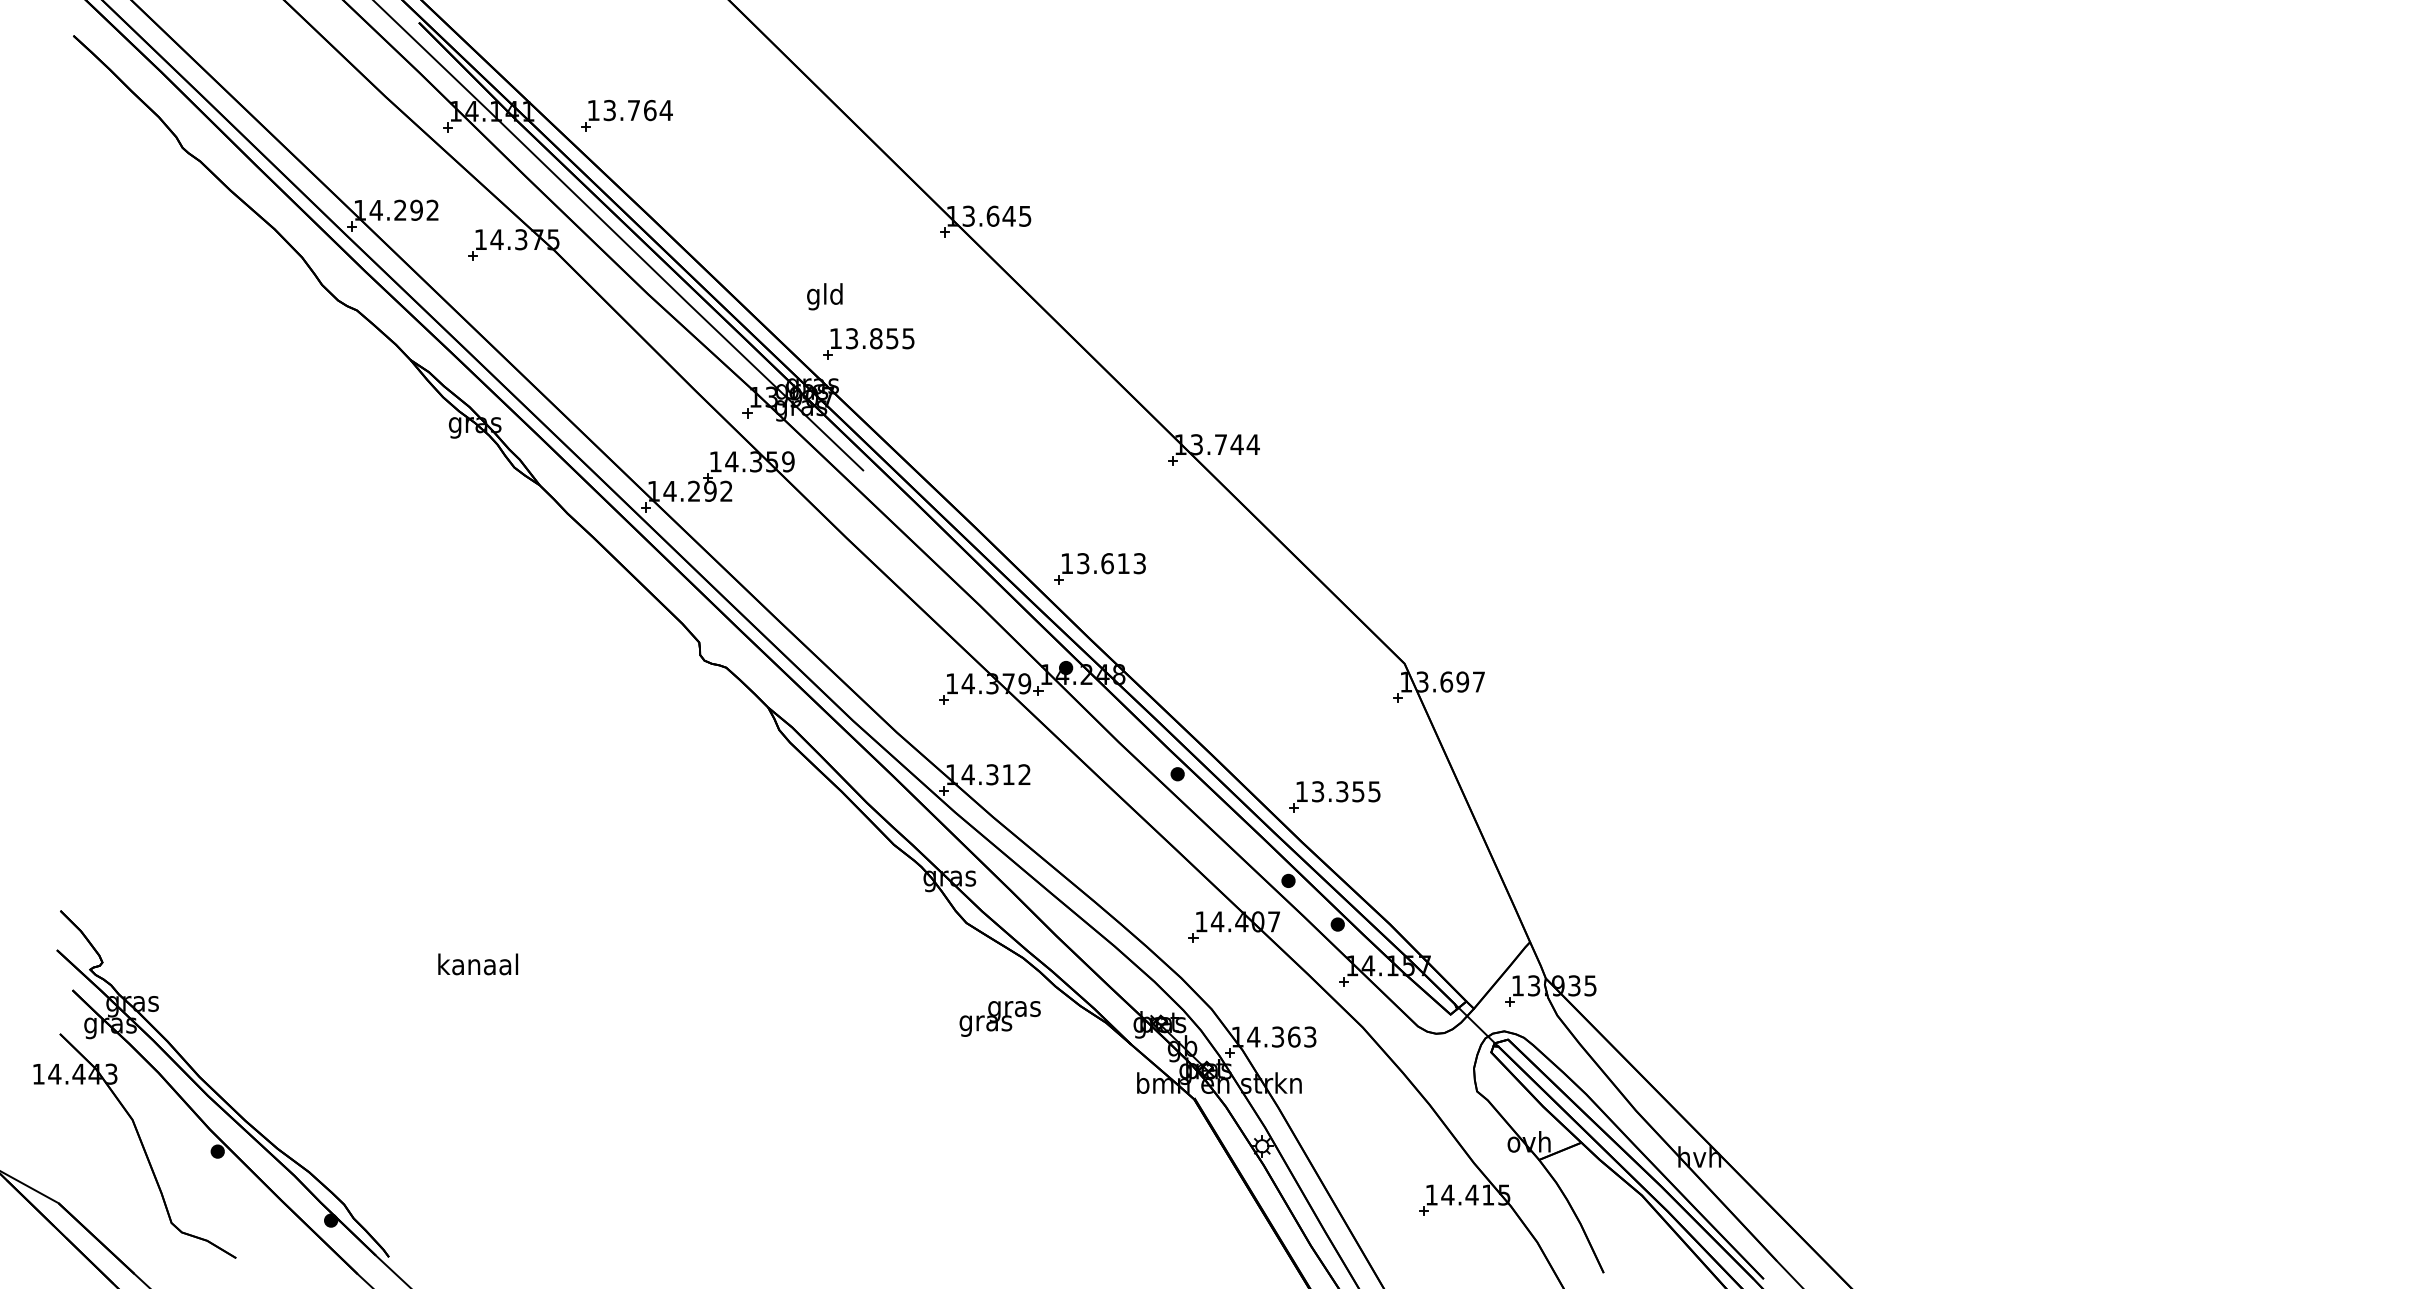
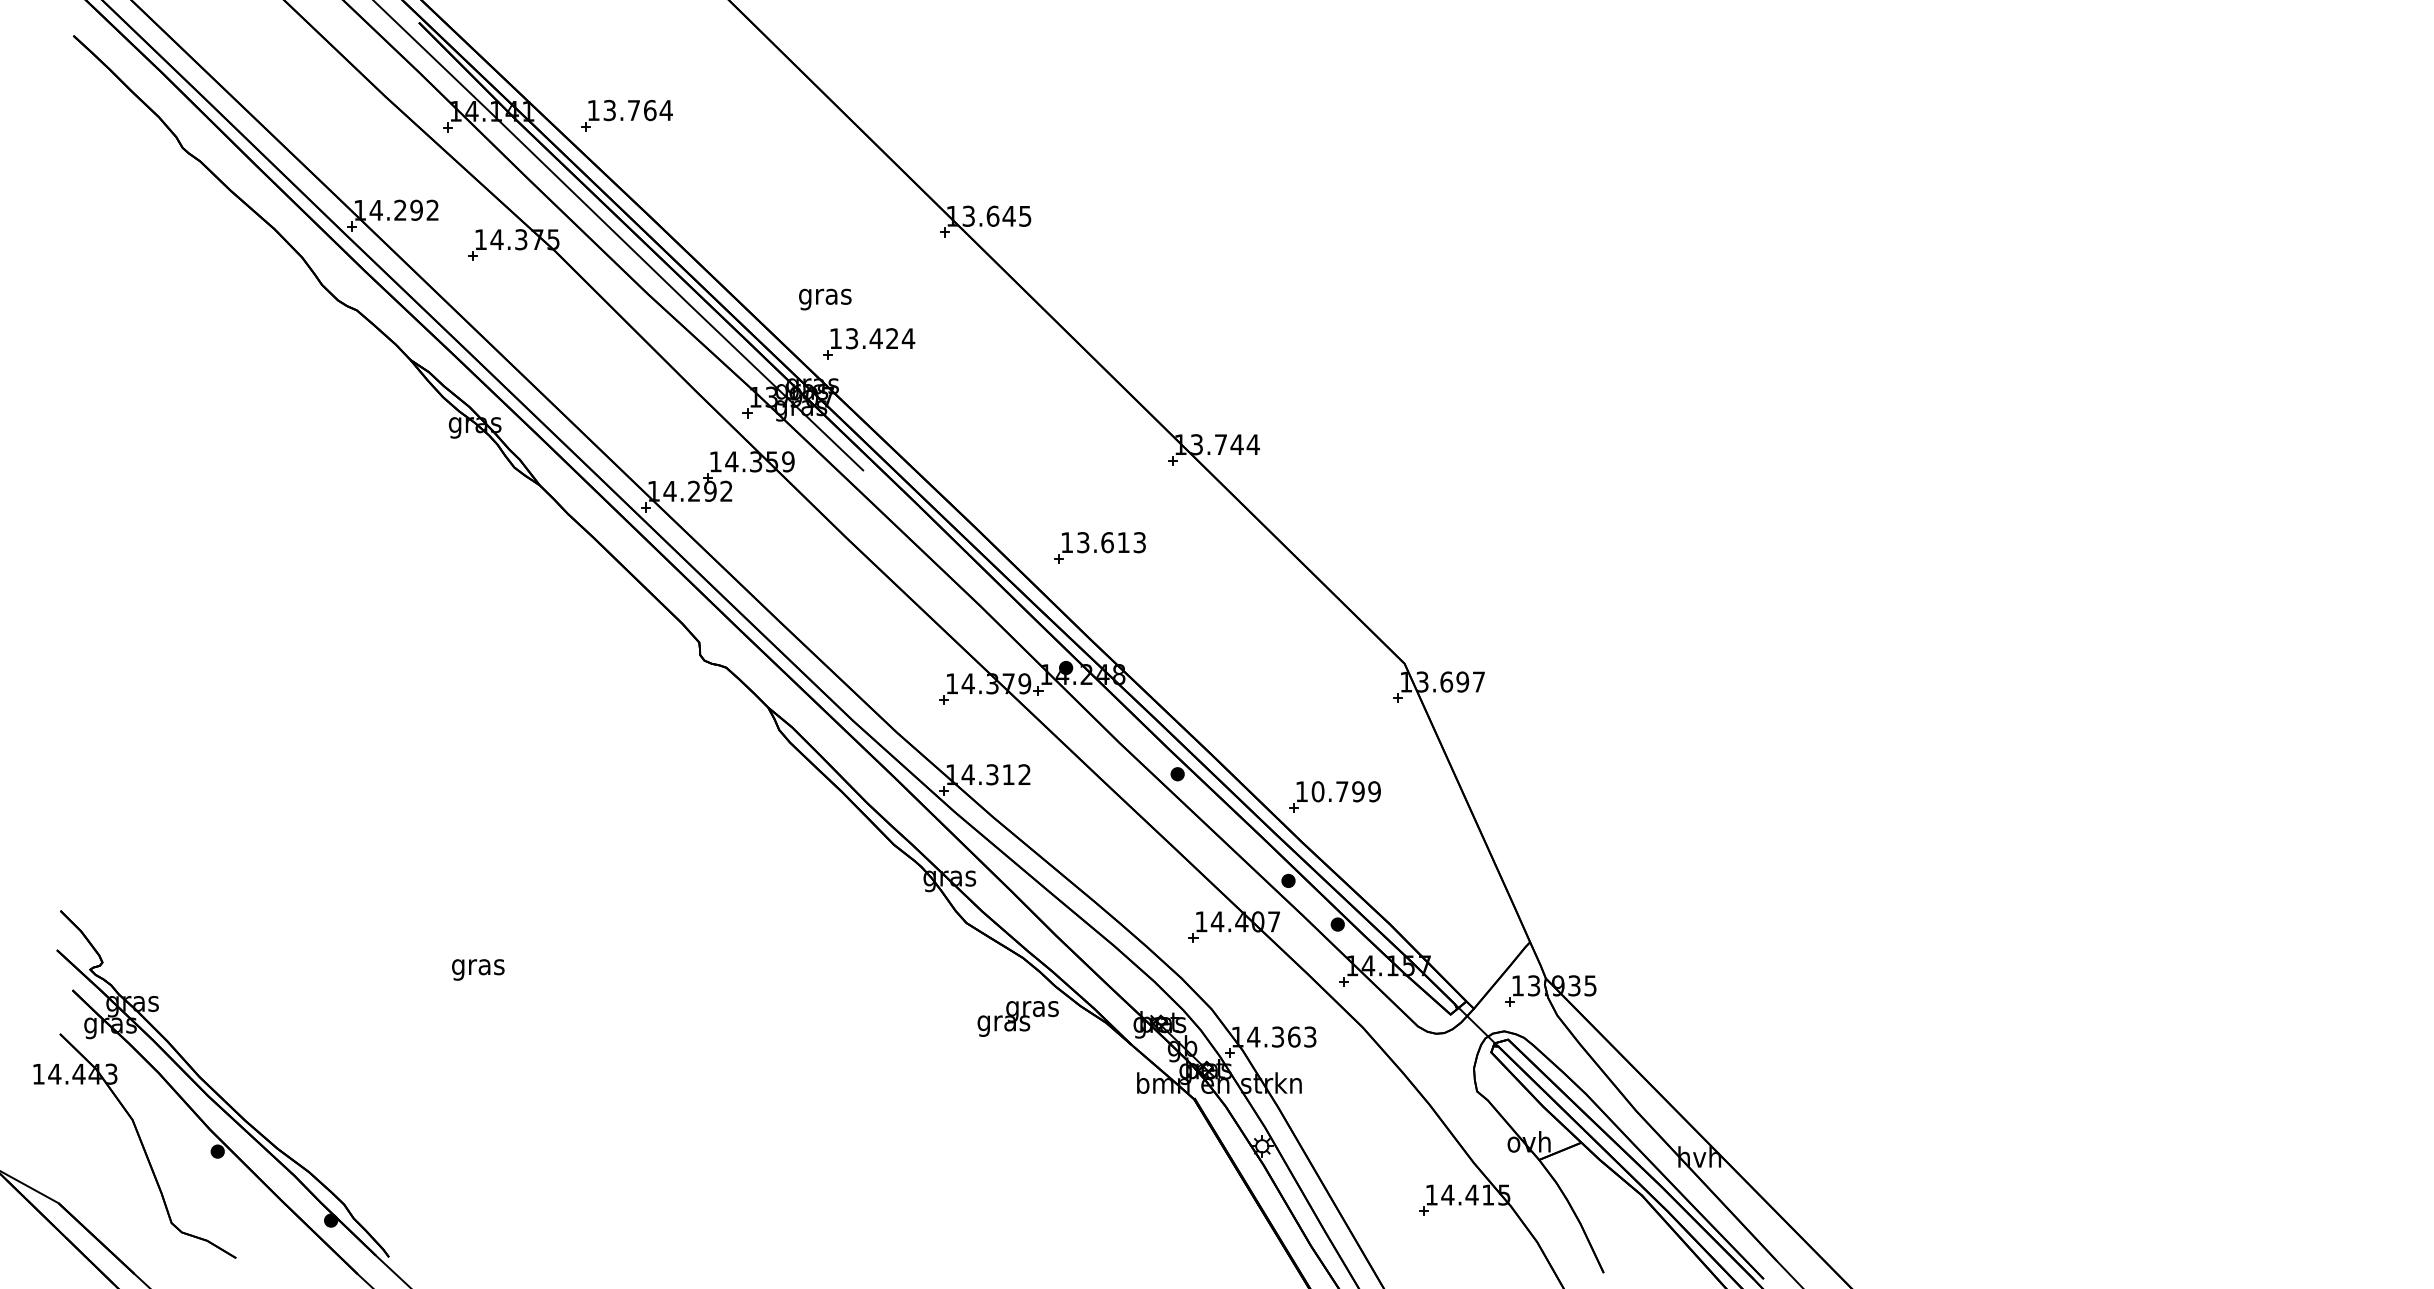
text: gld -> gras (825, 296)
text: 13.855 -> 13.424 (892, 338)
part position: (1099, 568) -> (1099, 547) (1099, 547)
text: 13.355 -> 10.799 (1345, 791)
text: kanaal -> gras (478, 966)
text position: (999, 1018) -> (1017, 1018) (1017, 1018)
